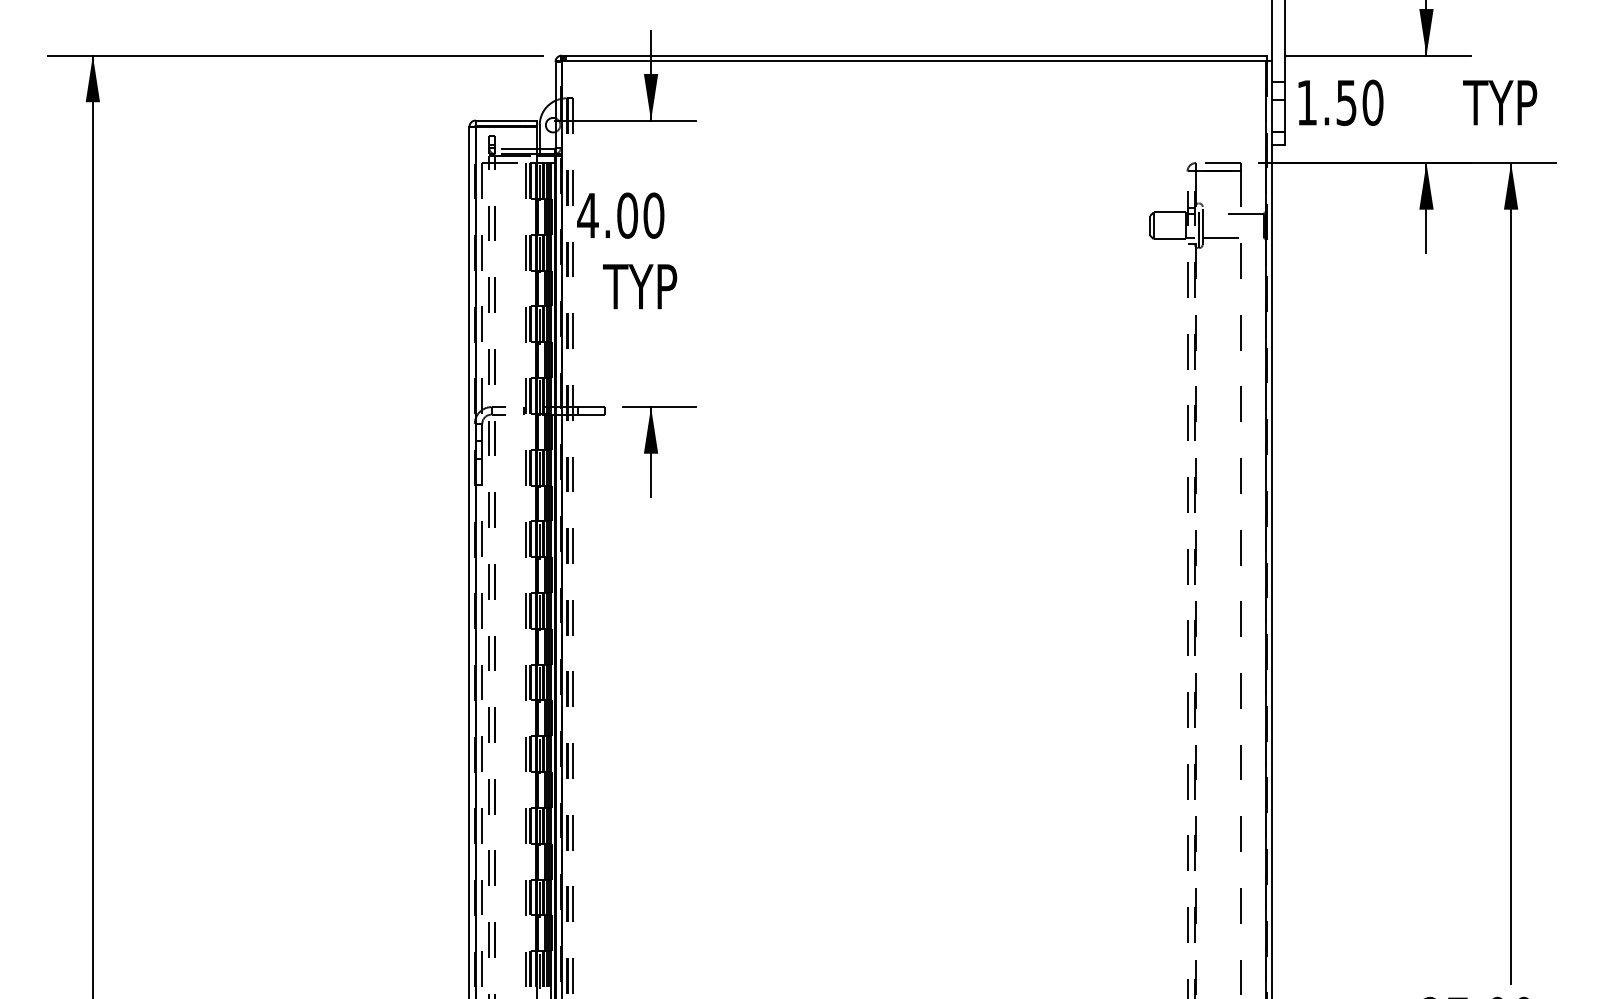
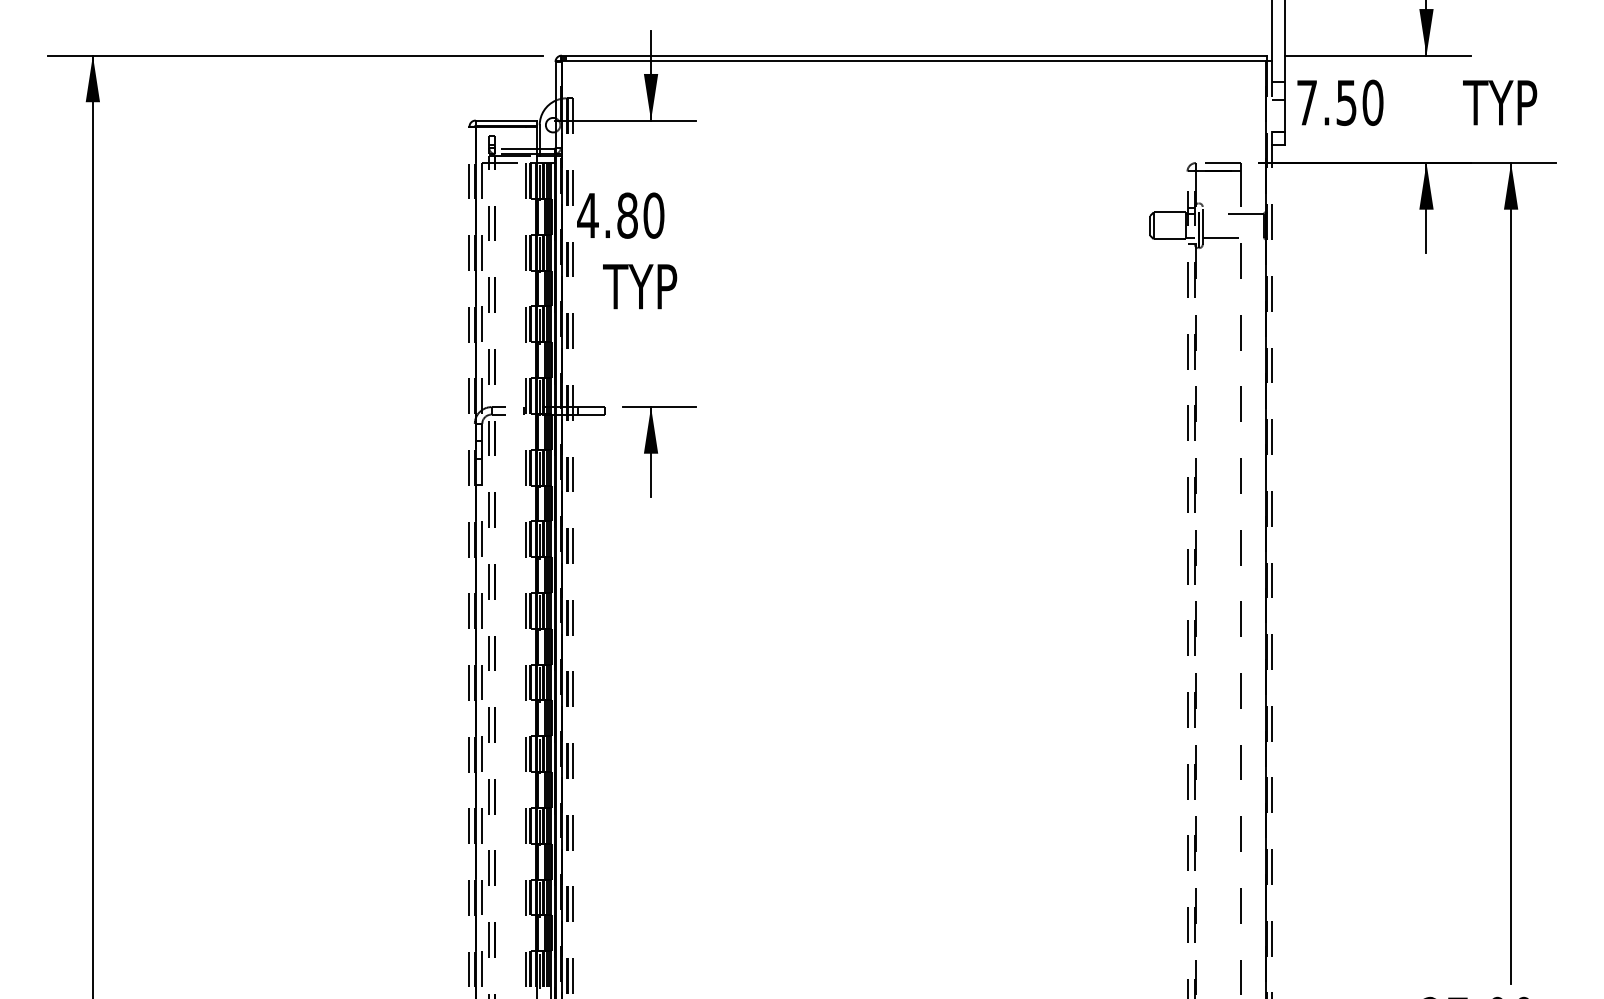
text: 1.50 -> 7.50 (1306, 102)
text: 4.00 -> 4.80 (627, 215)
line: solid -> dashed (1271, 529)
line: solid -> dashed (469, 562)
